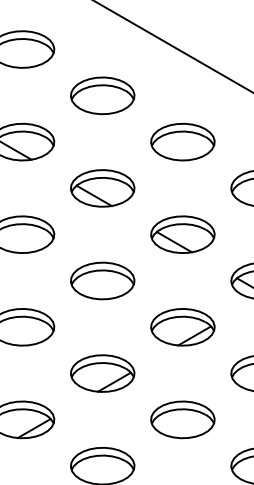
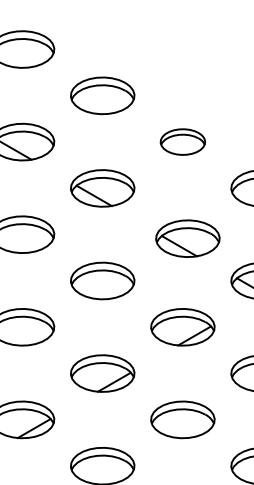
line: present -> none (173, 46)
part size: 66x40 px -> 48x28 px (182, 141)
part position: (182, 234) -> (187, 238) (187, 238)
